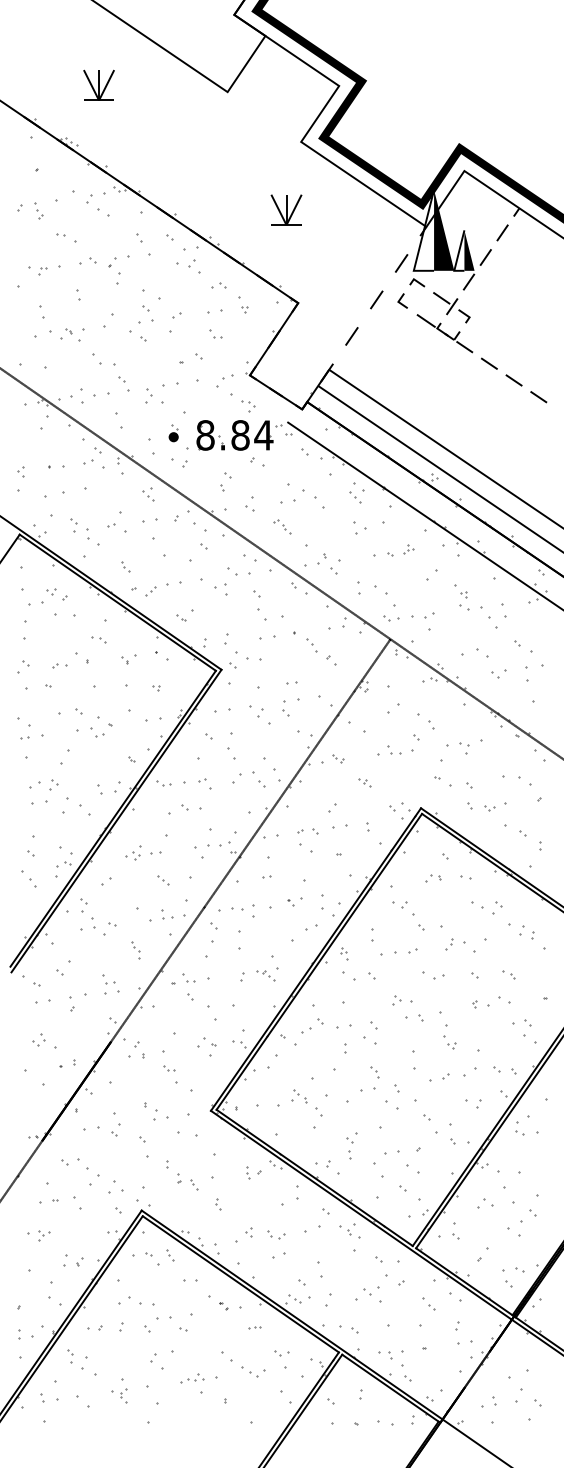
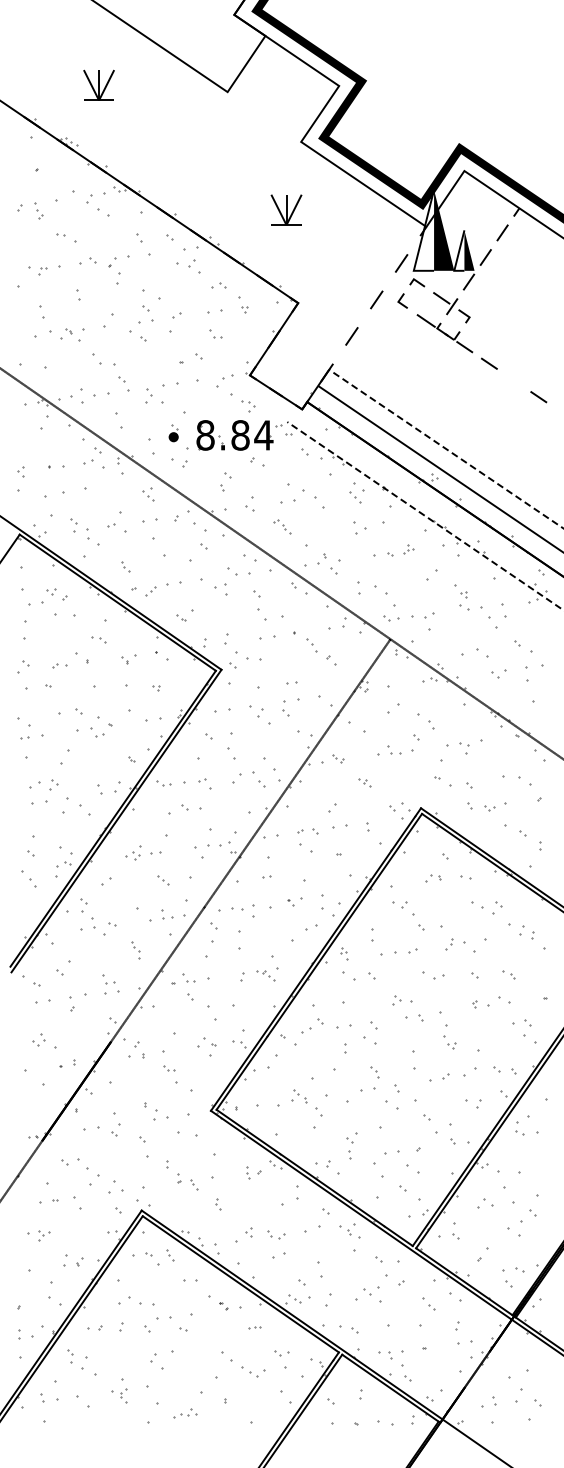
line: present -> none (513, 380)
line: solid -> dashed (446, 449)
line: solid -> dashed (425, 515)
part position: (192, 1378) -> (185, 1413) (185, 1413)
